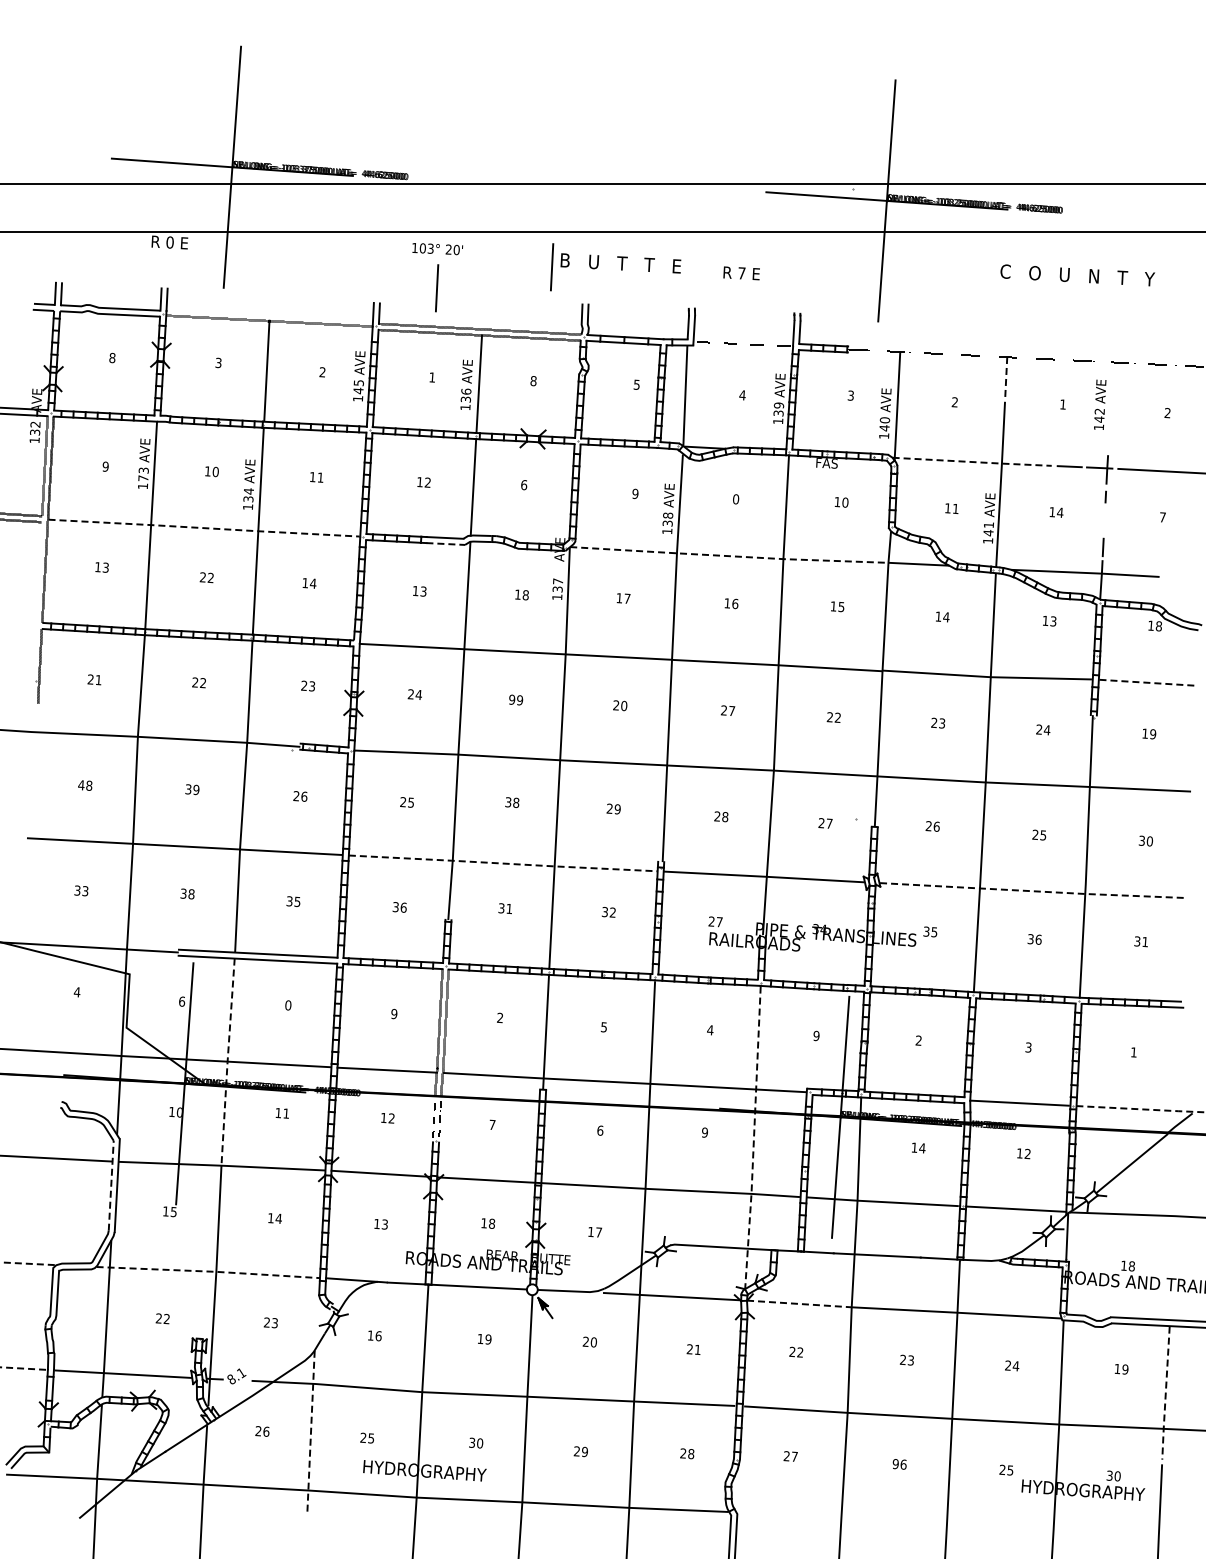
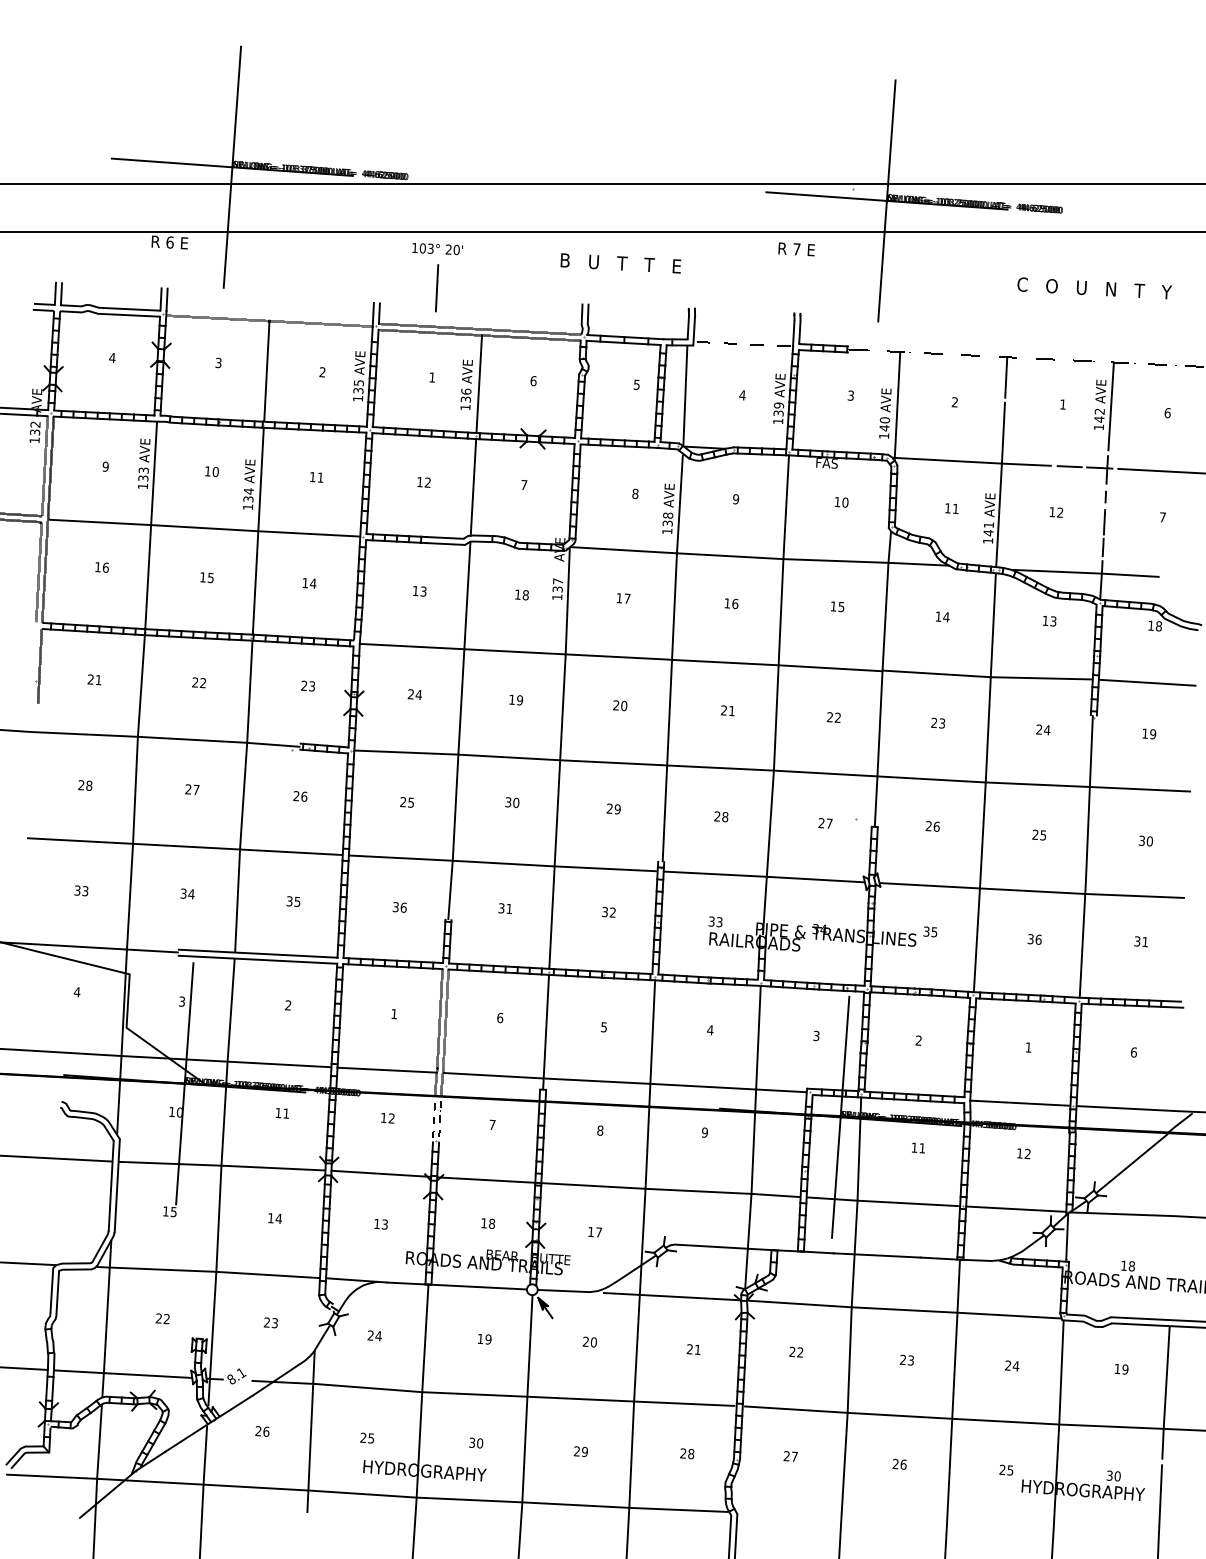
text: 0 -> 6 (169, 242)
line: present -> none (552, 267)
text position: (741, 273) -> (796, 249) (796, 249)
text position: (1077, 275) -> (1094, 288) (1094, 288)
text: 8 -> 4 (112, 357)
line: dashed -> solid (1006, 377)
text: 8 -> 6 (533, 380)
text: 145 -> 135 (358, 390)
line: none -> present (1110, 406)
text: 2 -> 6 (1167, 413)
line: dashed -> solid (973, 462)
text: 173 -> 133 (143, 478)
text: 6 -> 7 (524, 485)
text: 9 -> 8 (635, 494)
text: 0 -> 9 (735, 499)
text: 14 -> 12 (1059, 512)
line: none -> present (1104, 522)
line: dashed -> solid (204, 528)
line: dashed -> solid (446, 544)
line: dashed -> solid (729, 556)
text: 13 -> 16 (105, 567)
line: none -> present (38, 572)
text: 22 -> 15 (206, 577)
line: dashed -> solid (1147, 682)
text: 99 -> 19 (512, 699)
text: 27 -> 21 (732, 711)
text: 48 -> 28 (81, 785)
text: 39 -> 27 (192, 789)
text: 38 -> 30 (516, 802)
line: dashed -> solid (503, 863)
line: dashed -> solid (1032, 891)
text: 38 -> 34 (191, 894)
text: 27 -> 33 (715, 922)
text: 6 -> 3 (181, 1001)
text: 0 -> 2 (288, 1005)
text: 9 -> 1 (394, 1013)
text: 2 -> 6 (500, 1017)
text: 9 -> 3 (816, 1035)
text: 3 -> 1 (1028, 1047)
text: 1 -> 6 (1133, 1052)
line: dashed -> solid (227, 1062)
line: dashed -> solid (1141, 1109)
text: 6 -> 8 (600, 1130)
line: dashed -> solid (753, 1139)
text: 14 -> 11 (922, 1148)
line: dashed -> solid (111, 1185)
line: dashed -> solid (28, 1263)
line: dashed -> solid (208, 1271)
line: dashed -> solid (799, 1304)
text: 16 -> 24 (374, 1335)
line: dashed -> solid (24, 1368)
line: dashed -> solid (1165, 1394)
line: dashed -> solid (311, 1432)
text: 96 -> 26 (895, 1464)
